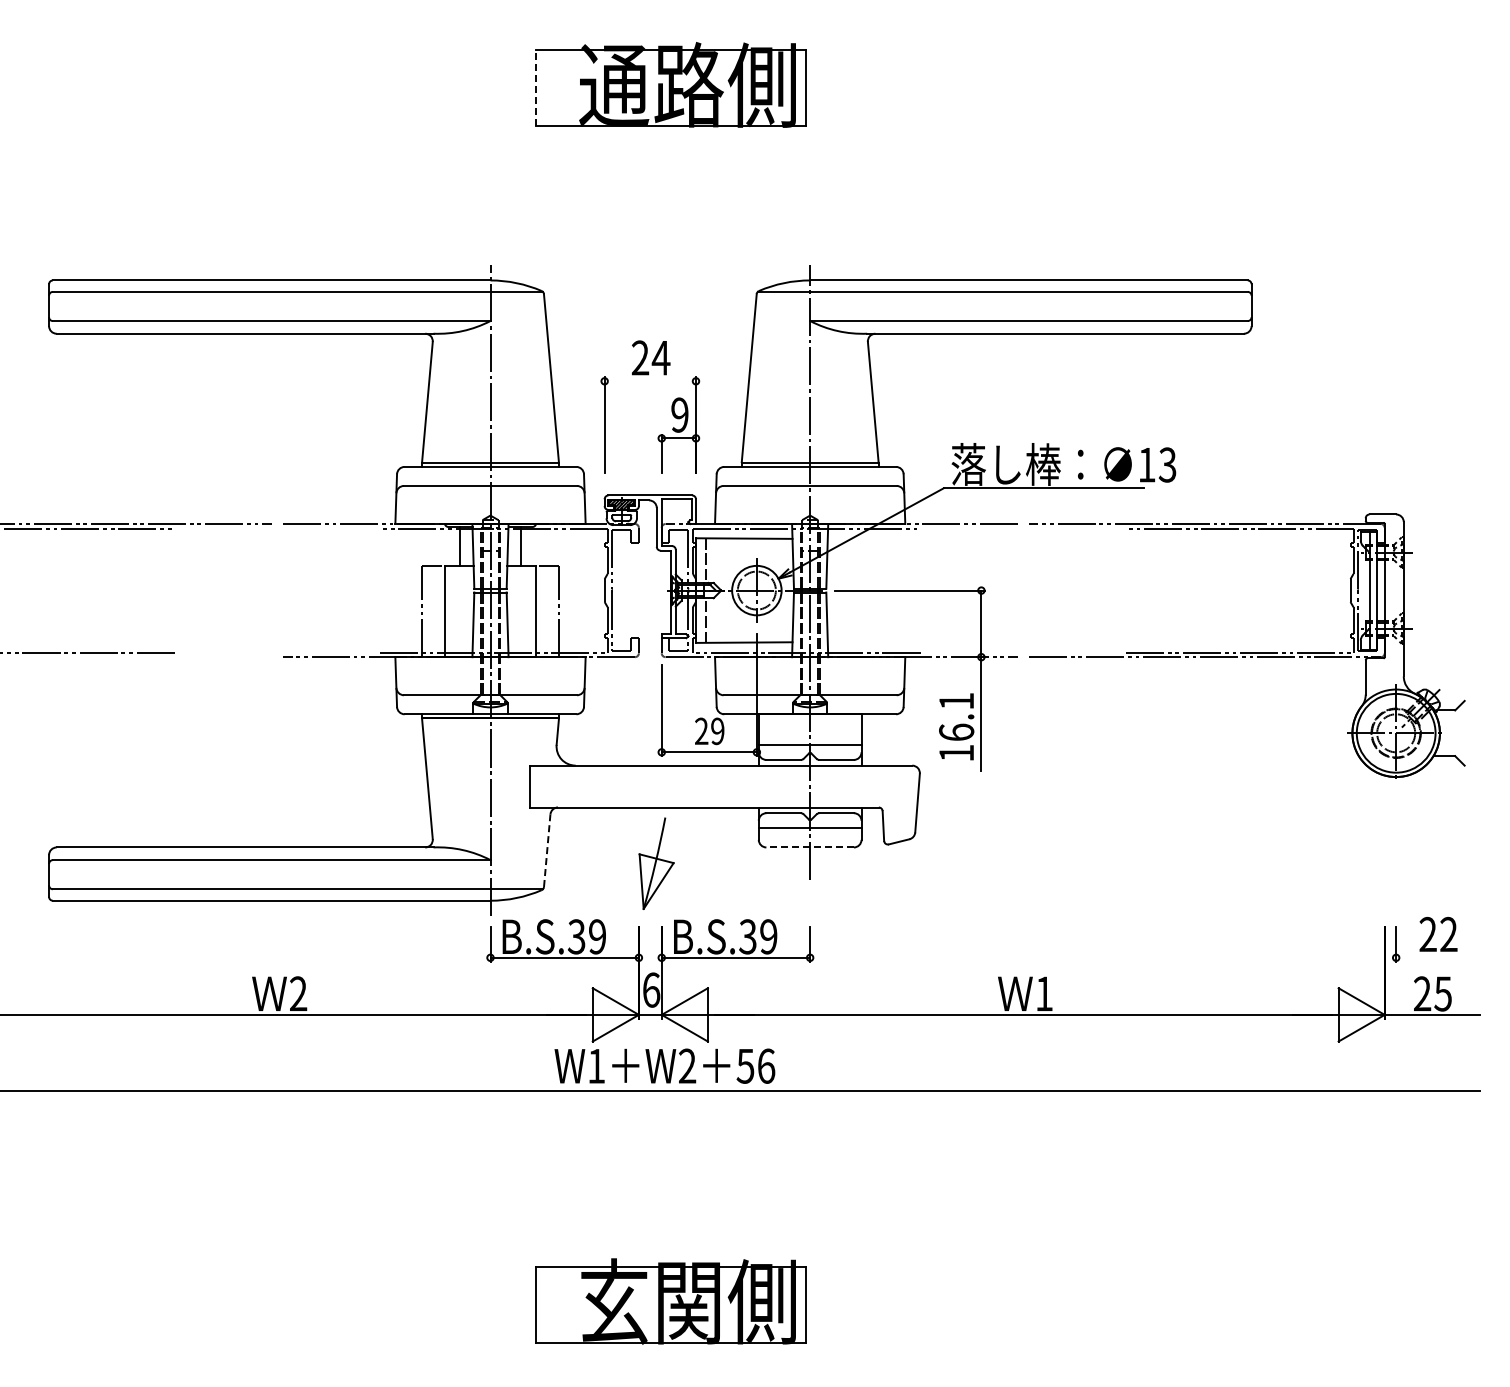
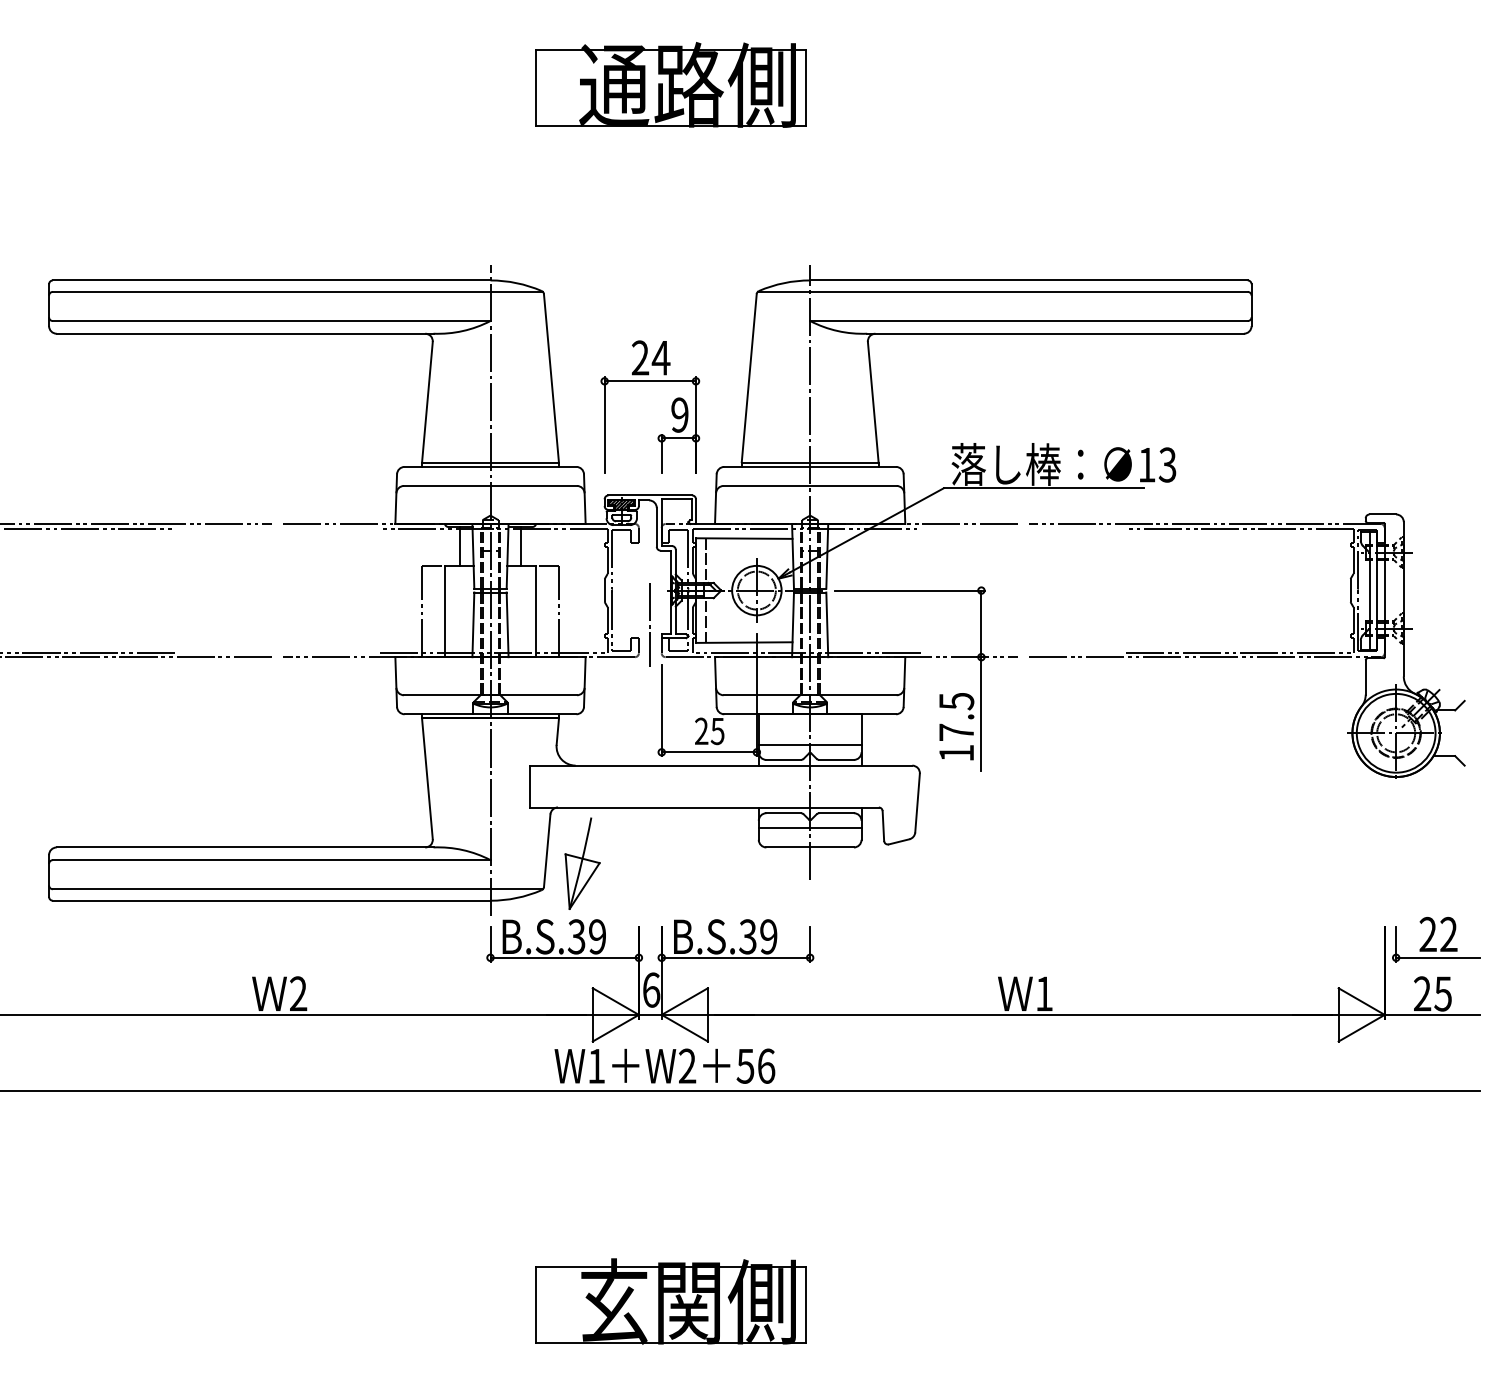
line: dashed -> solid (535, 87)
line: none -> present (649, 381)
line: none -> present (649, 625)
line: none -> present (136, 657)
text: 16.1 -> 17.5 (956, 716)
text: 29 -> 25 (717, 731)
line: dashed -> solid (810, 847)
line: dashed -> solid (547, 850)
part position: (656, 863) -> (582, 863) (582, 863)
line: none -> present (1437, 957)
